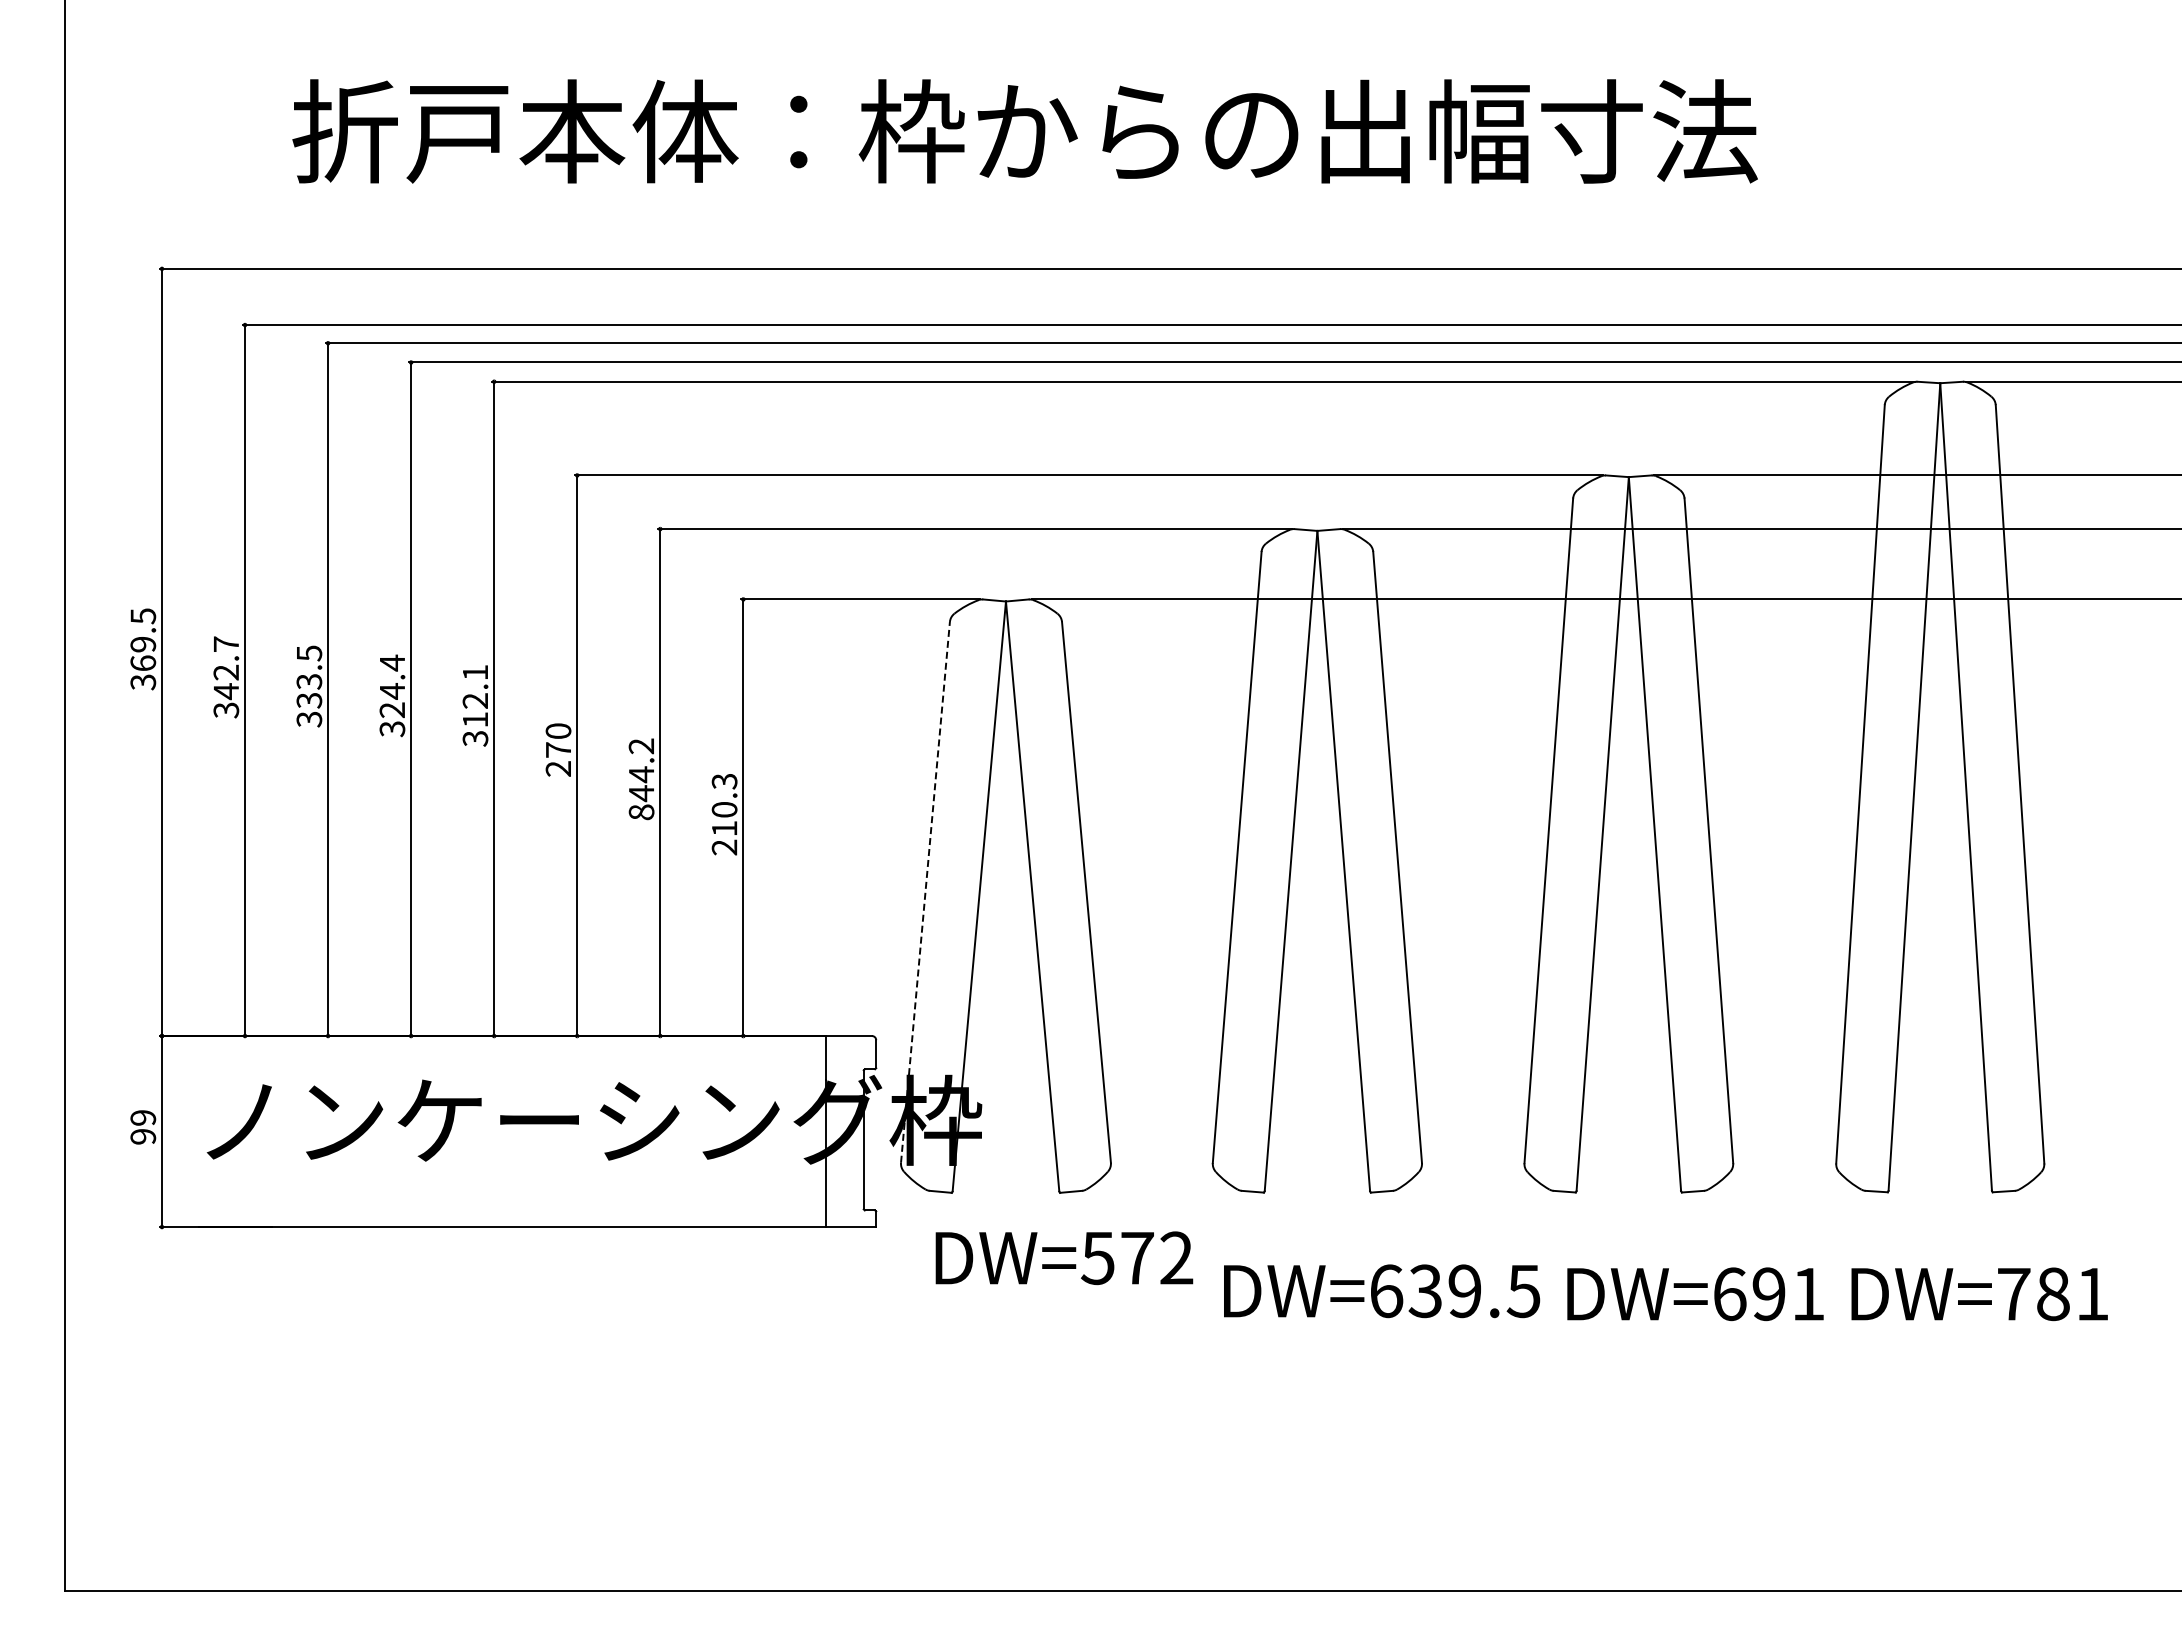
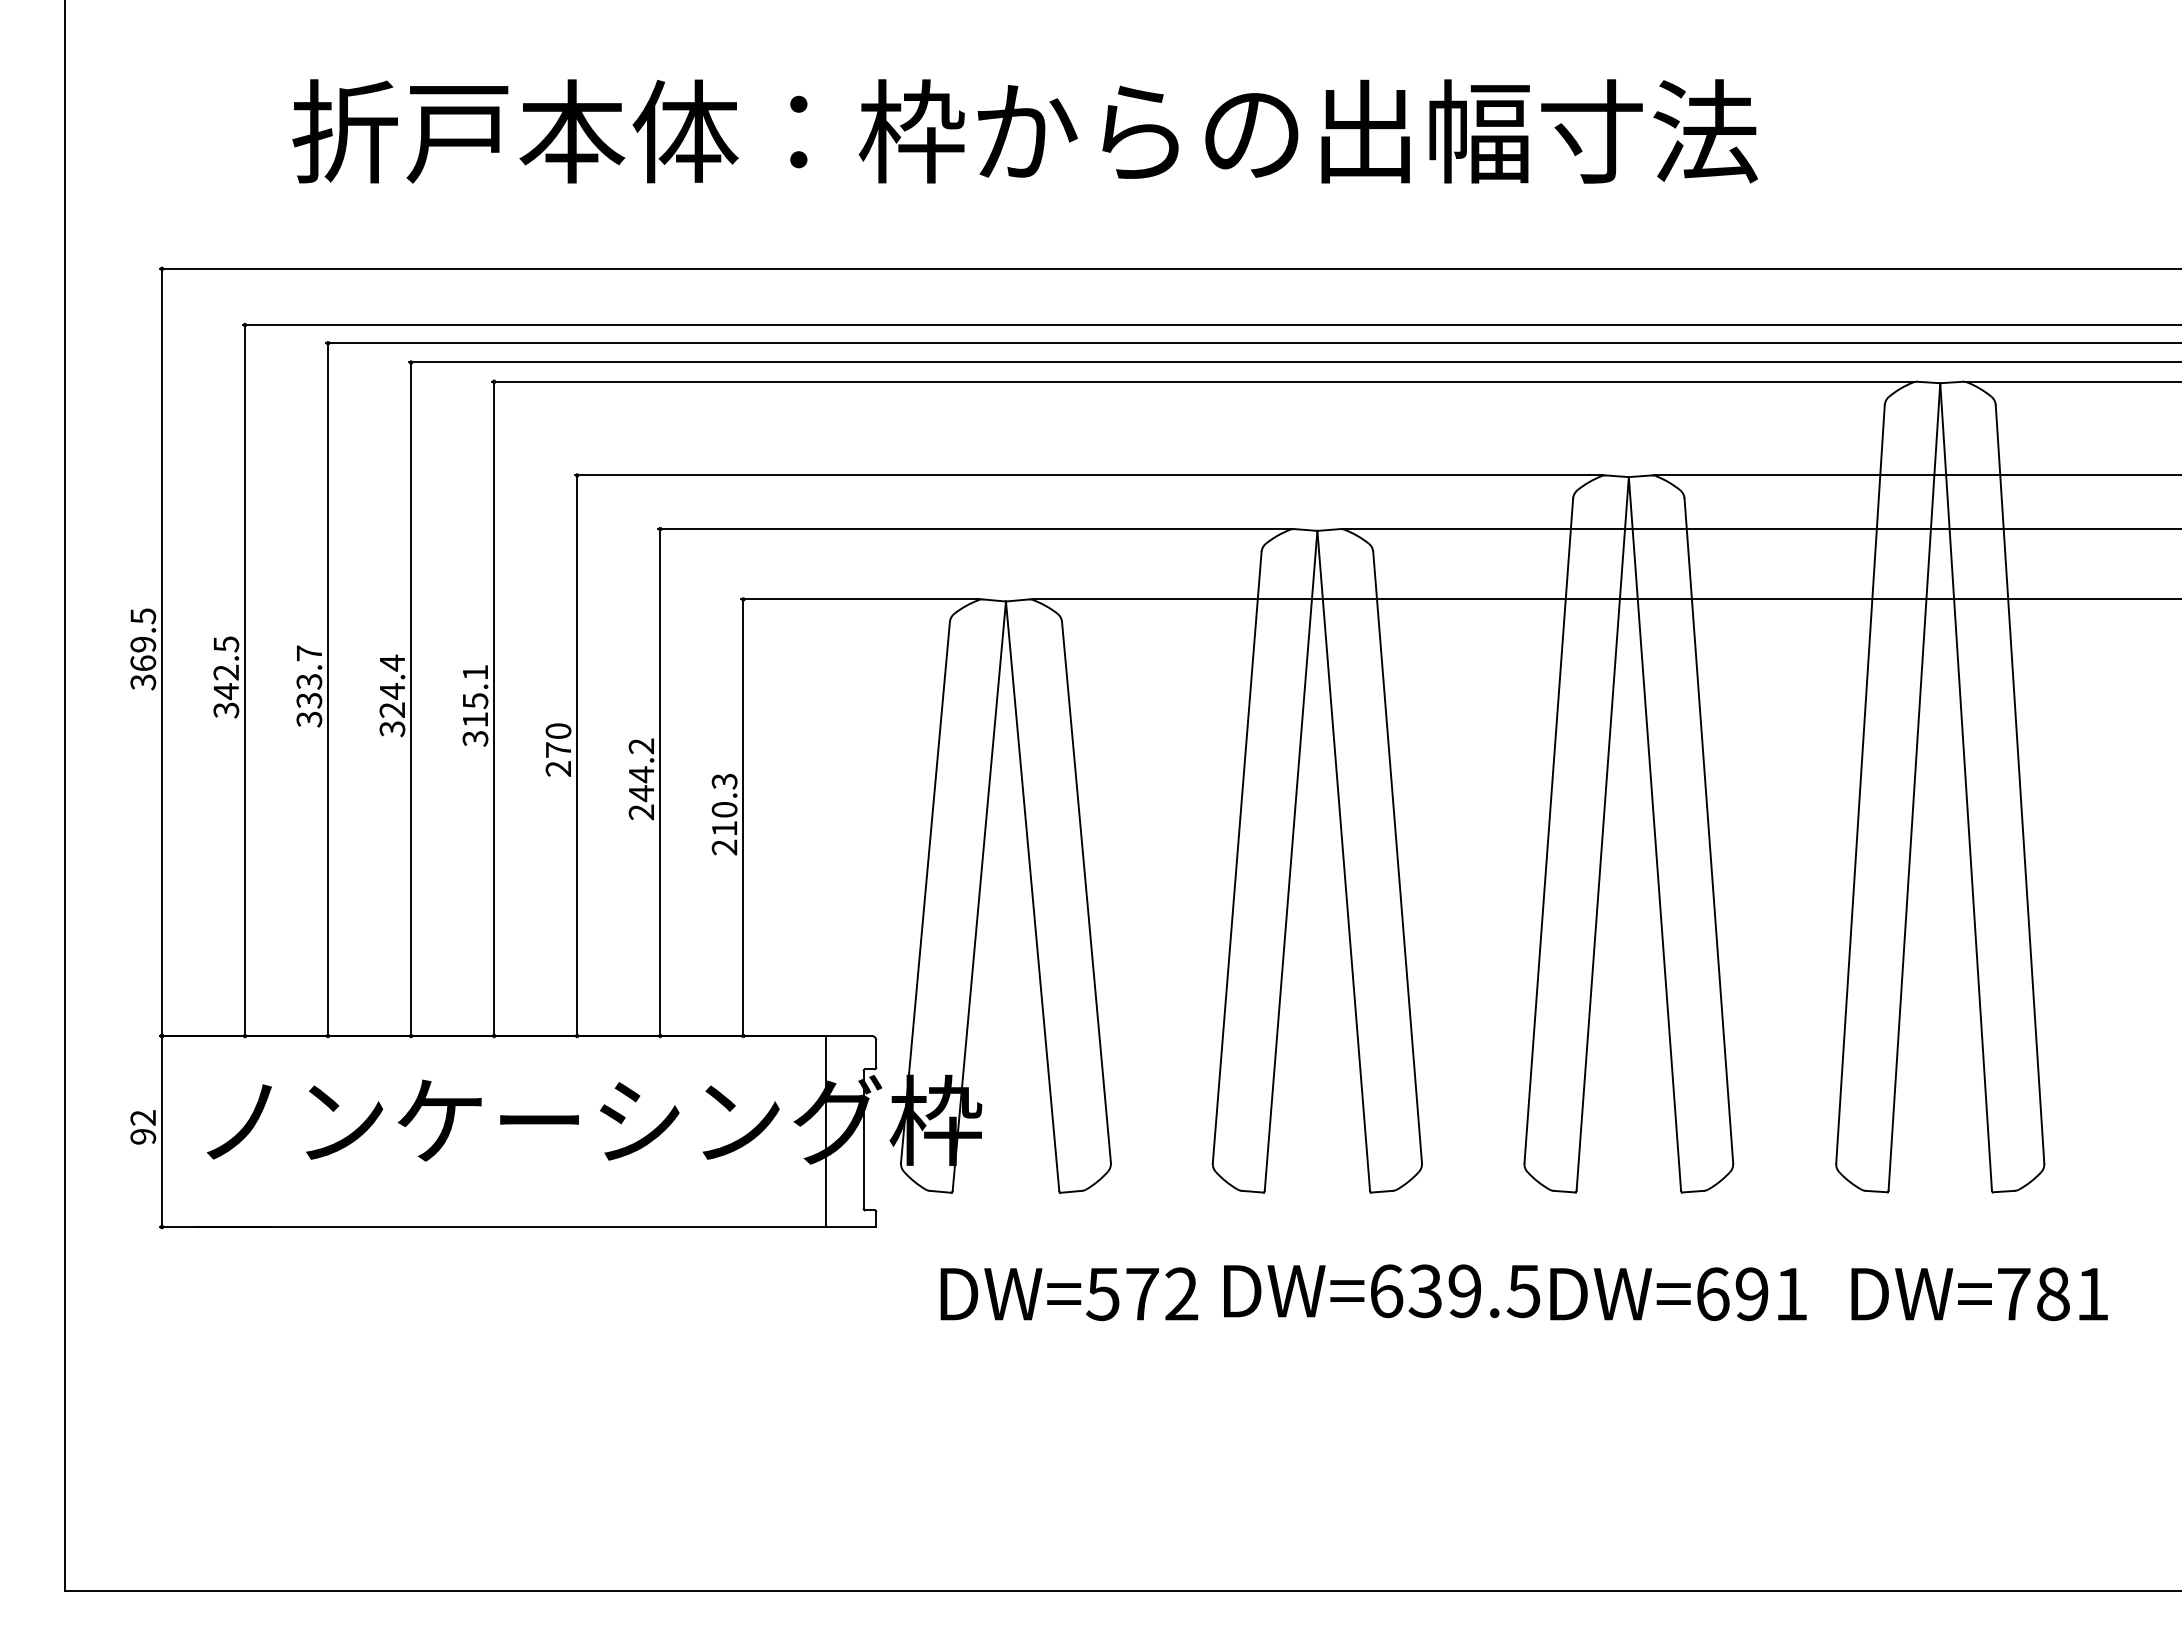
text: 342.7 -> 342.5 (226, 644)
text: 333.5 -> 333.7 (309, 653)
text: 312.1 -> 315.1 (475, 701)
text: 844.2 -> 244.2 (641, 812)
line: dashed -> solid (925, 891)
text: 99 -> 92 (143, 1117)
text position: (1064, 1258) -> (1069, 1294) (1069, 1294)
text position: (1695, 1294) -> (1678, 1294) (1678, 1294)
